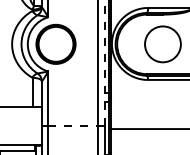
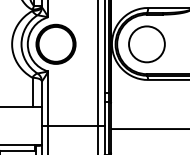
circle position: (162, 44) -> (146, 44) (146, 44)
line: dashed -> solid (104, 63)
line: dashed -> solid (73, 125)
